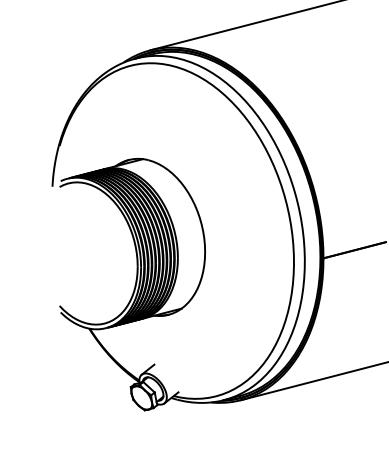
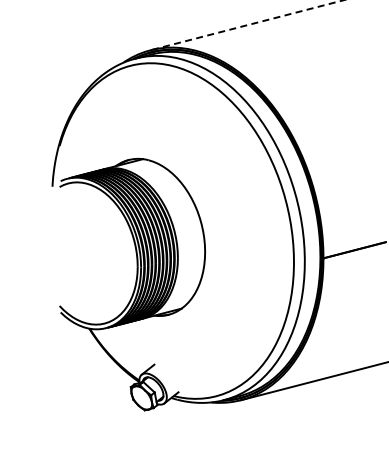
line: solid -> dashed (247, 25)
